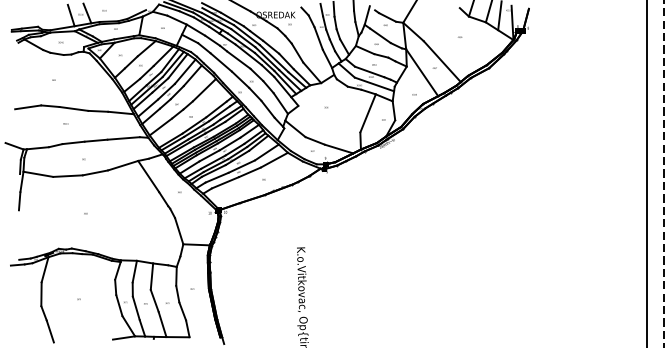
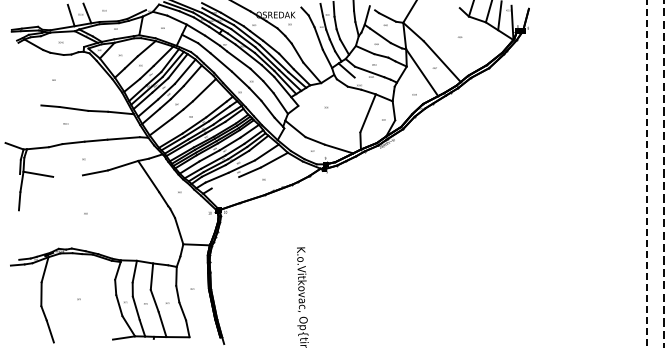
line: present -> none (374, 84)
line: present -> none (28, 107)
line: solid -> dashed (646, 173)
line: present -> none (67, 175)
line: present -> none (225, 182)
